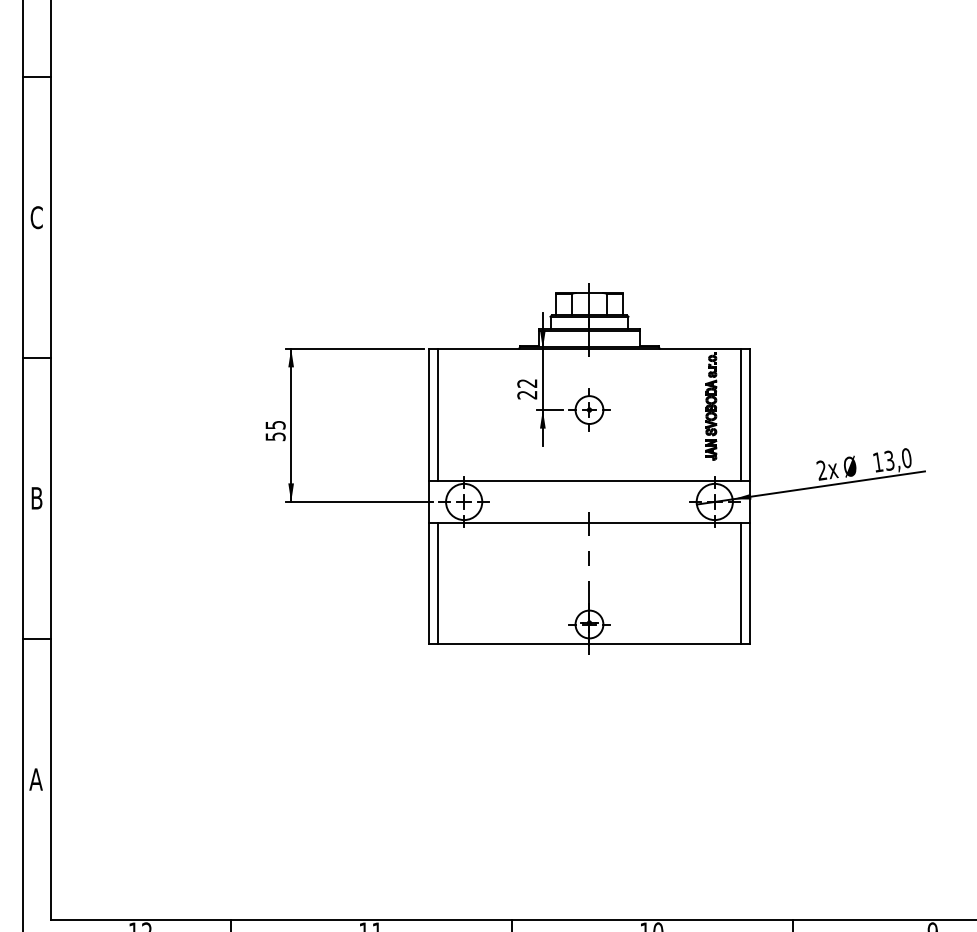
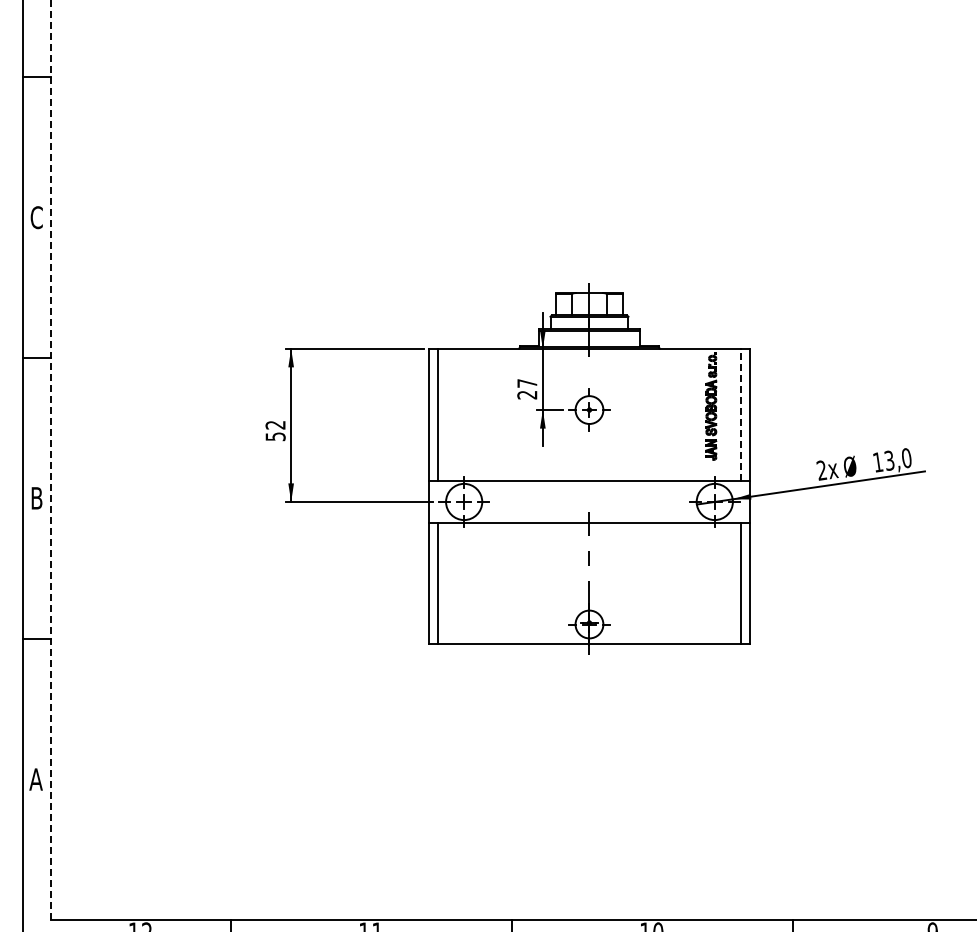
text: 22 -> 27 (527, 383)
line: solid -> dashed (741, 414)
text: 55 -> 52 (275, 425)
line: solid -> dashed (51, 459)
